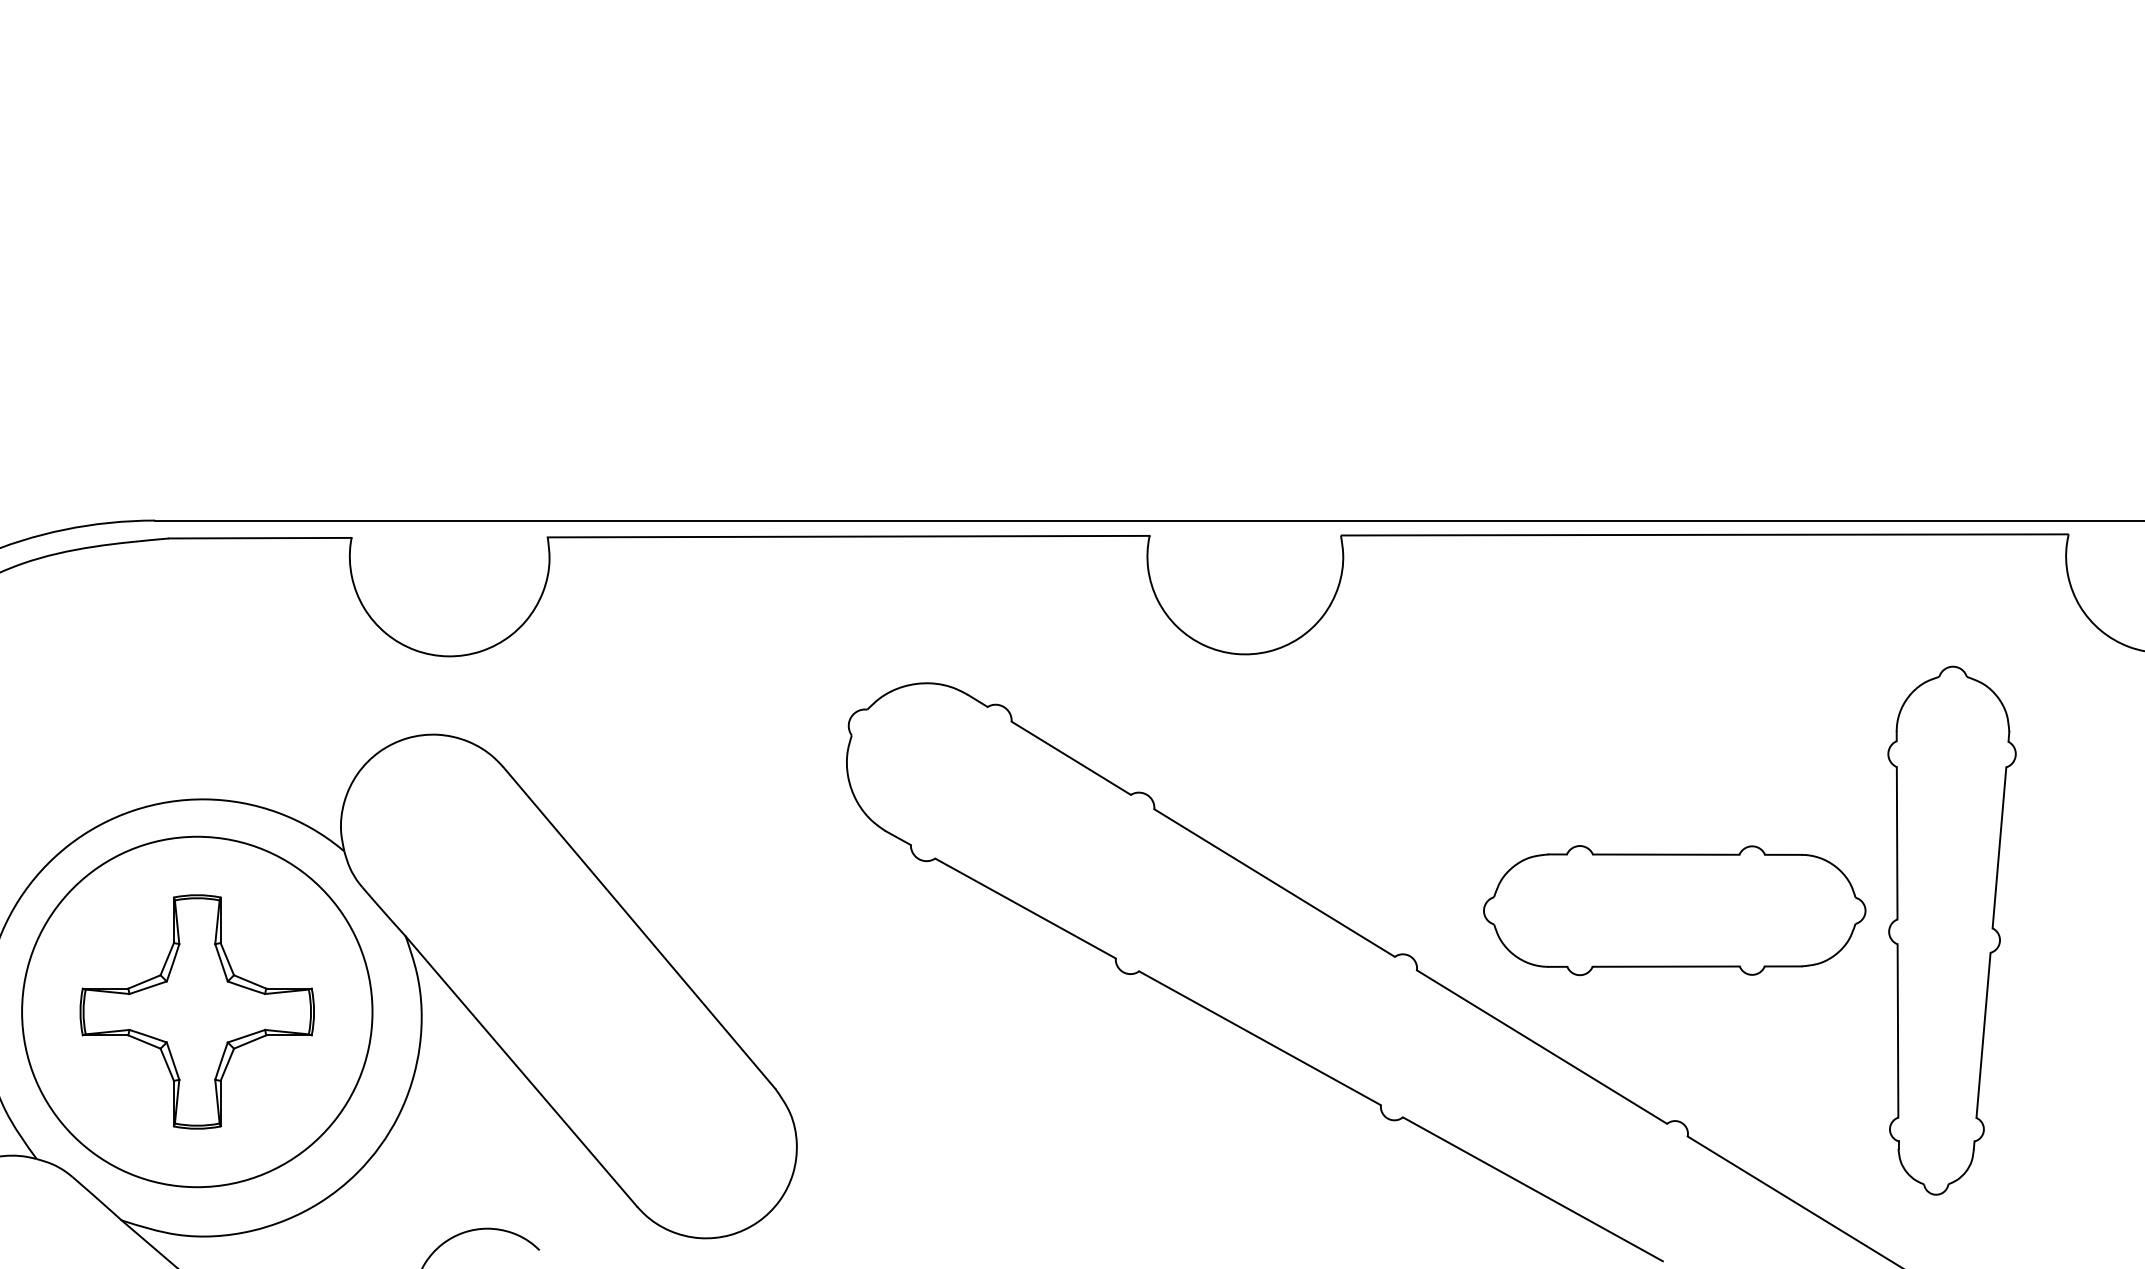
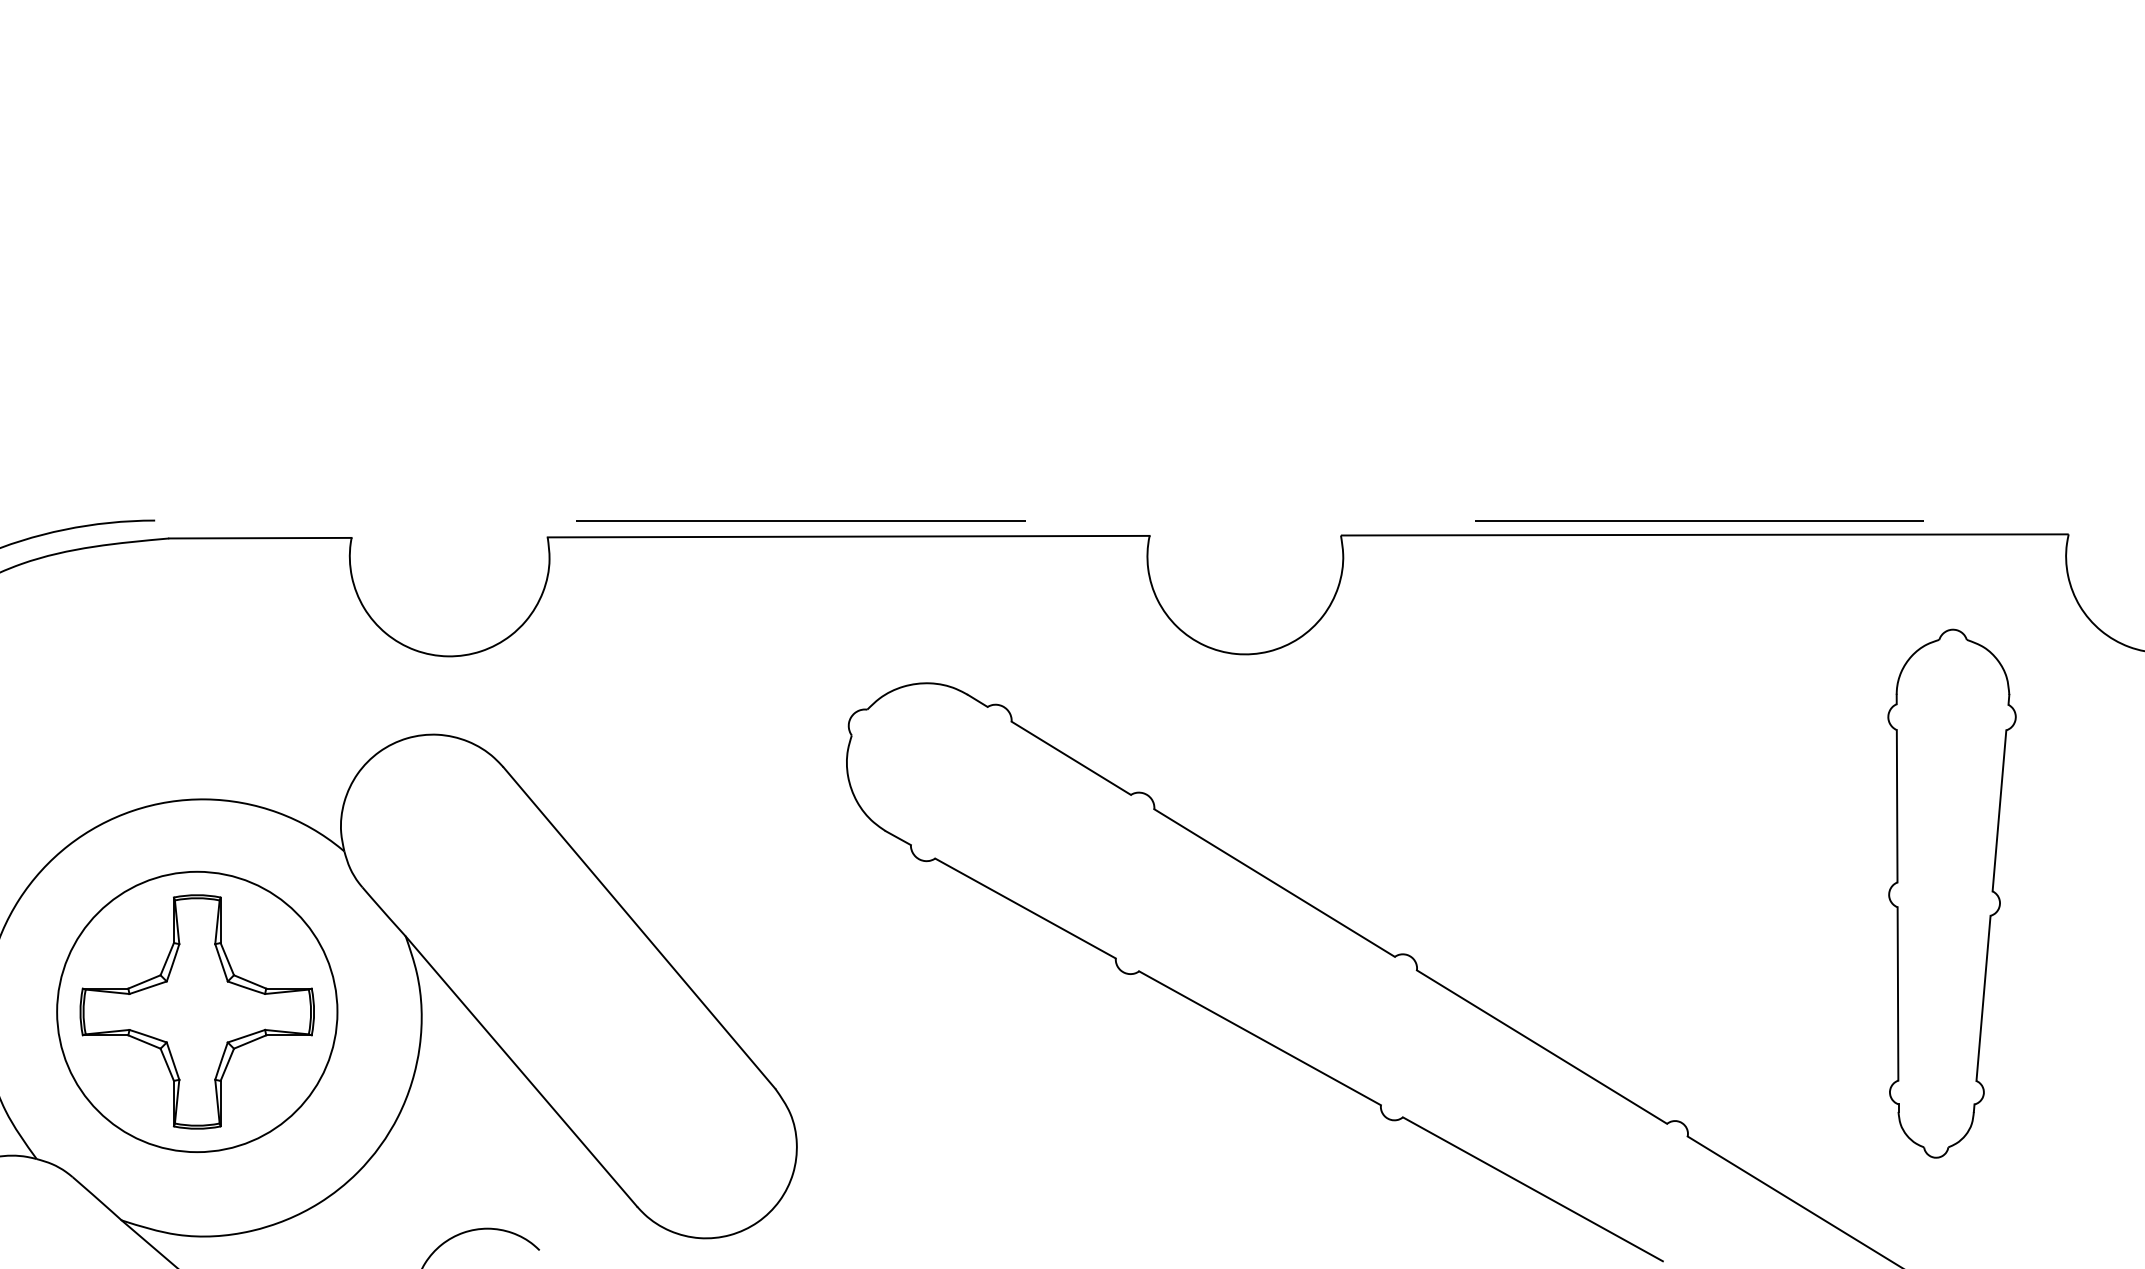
line: solid -> dashed (1149, 520)
part: present -> none (1674, 910)
part position: (1951, 930) -> (1951, 893) (1951, 893)
circle diameter: 350 px -> 280 px (197, 1011)
